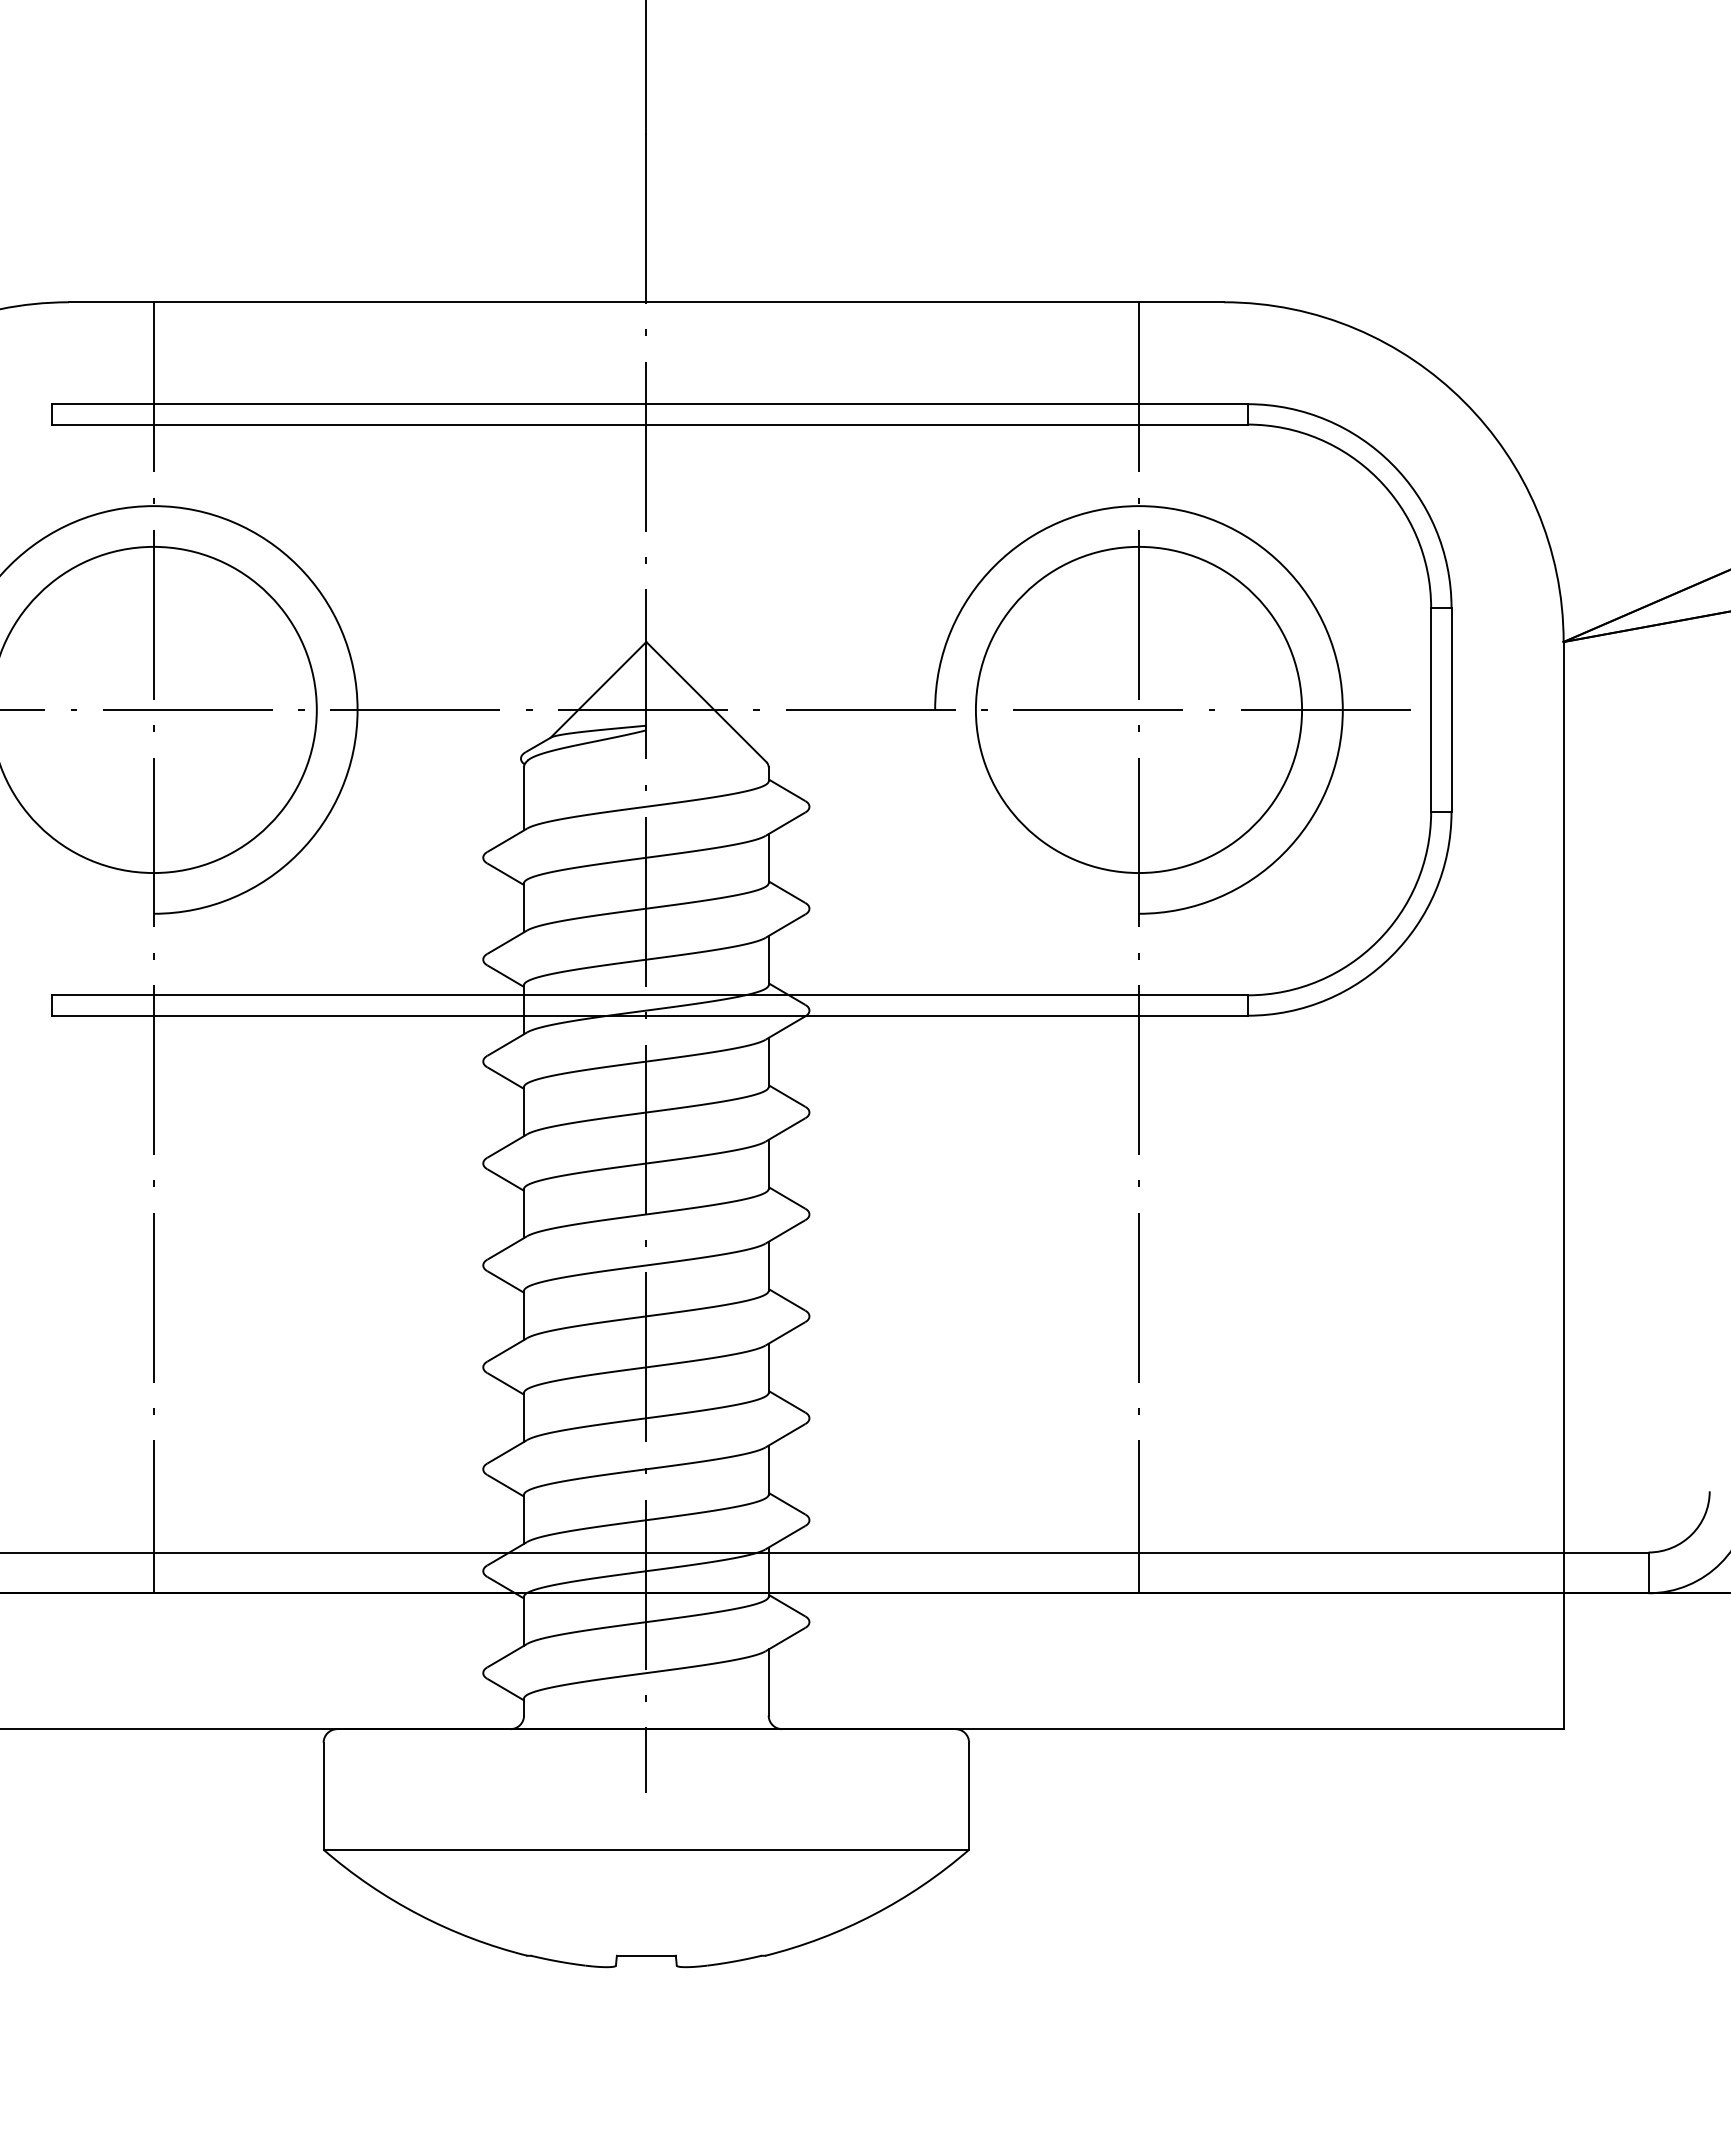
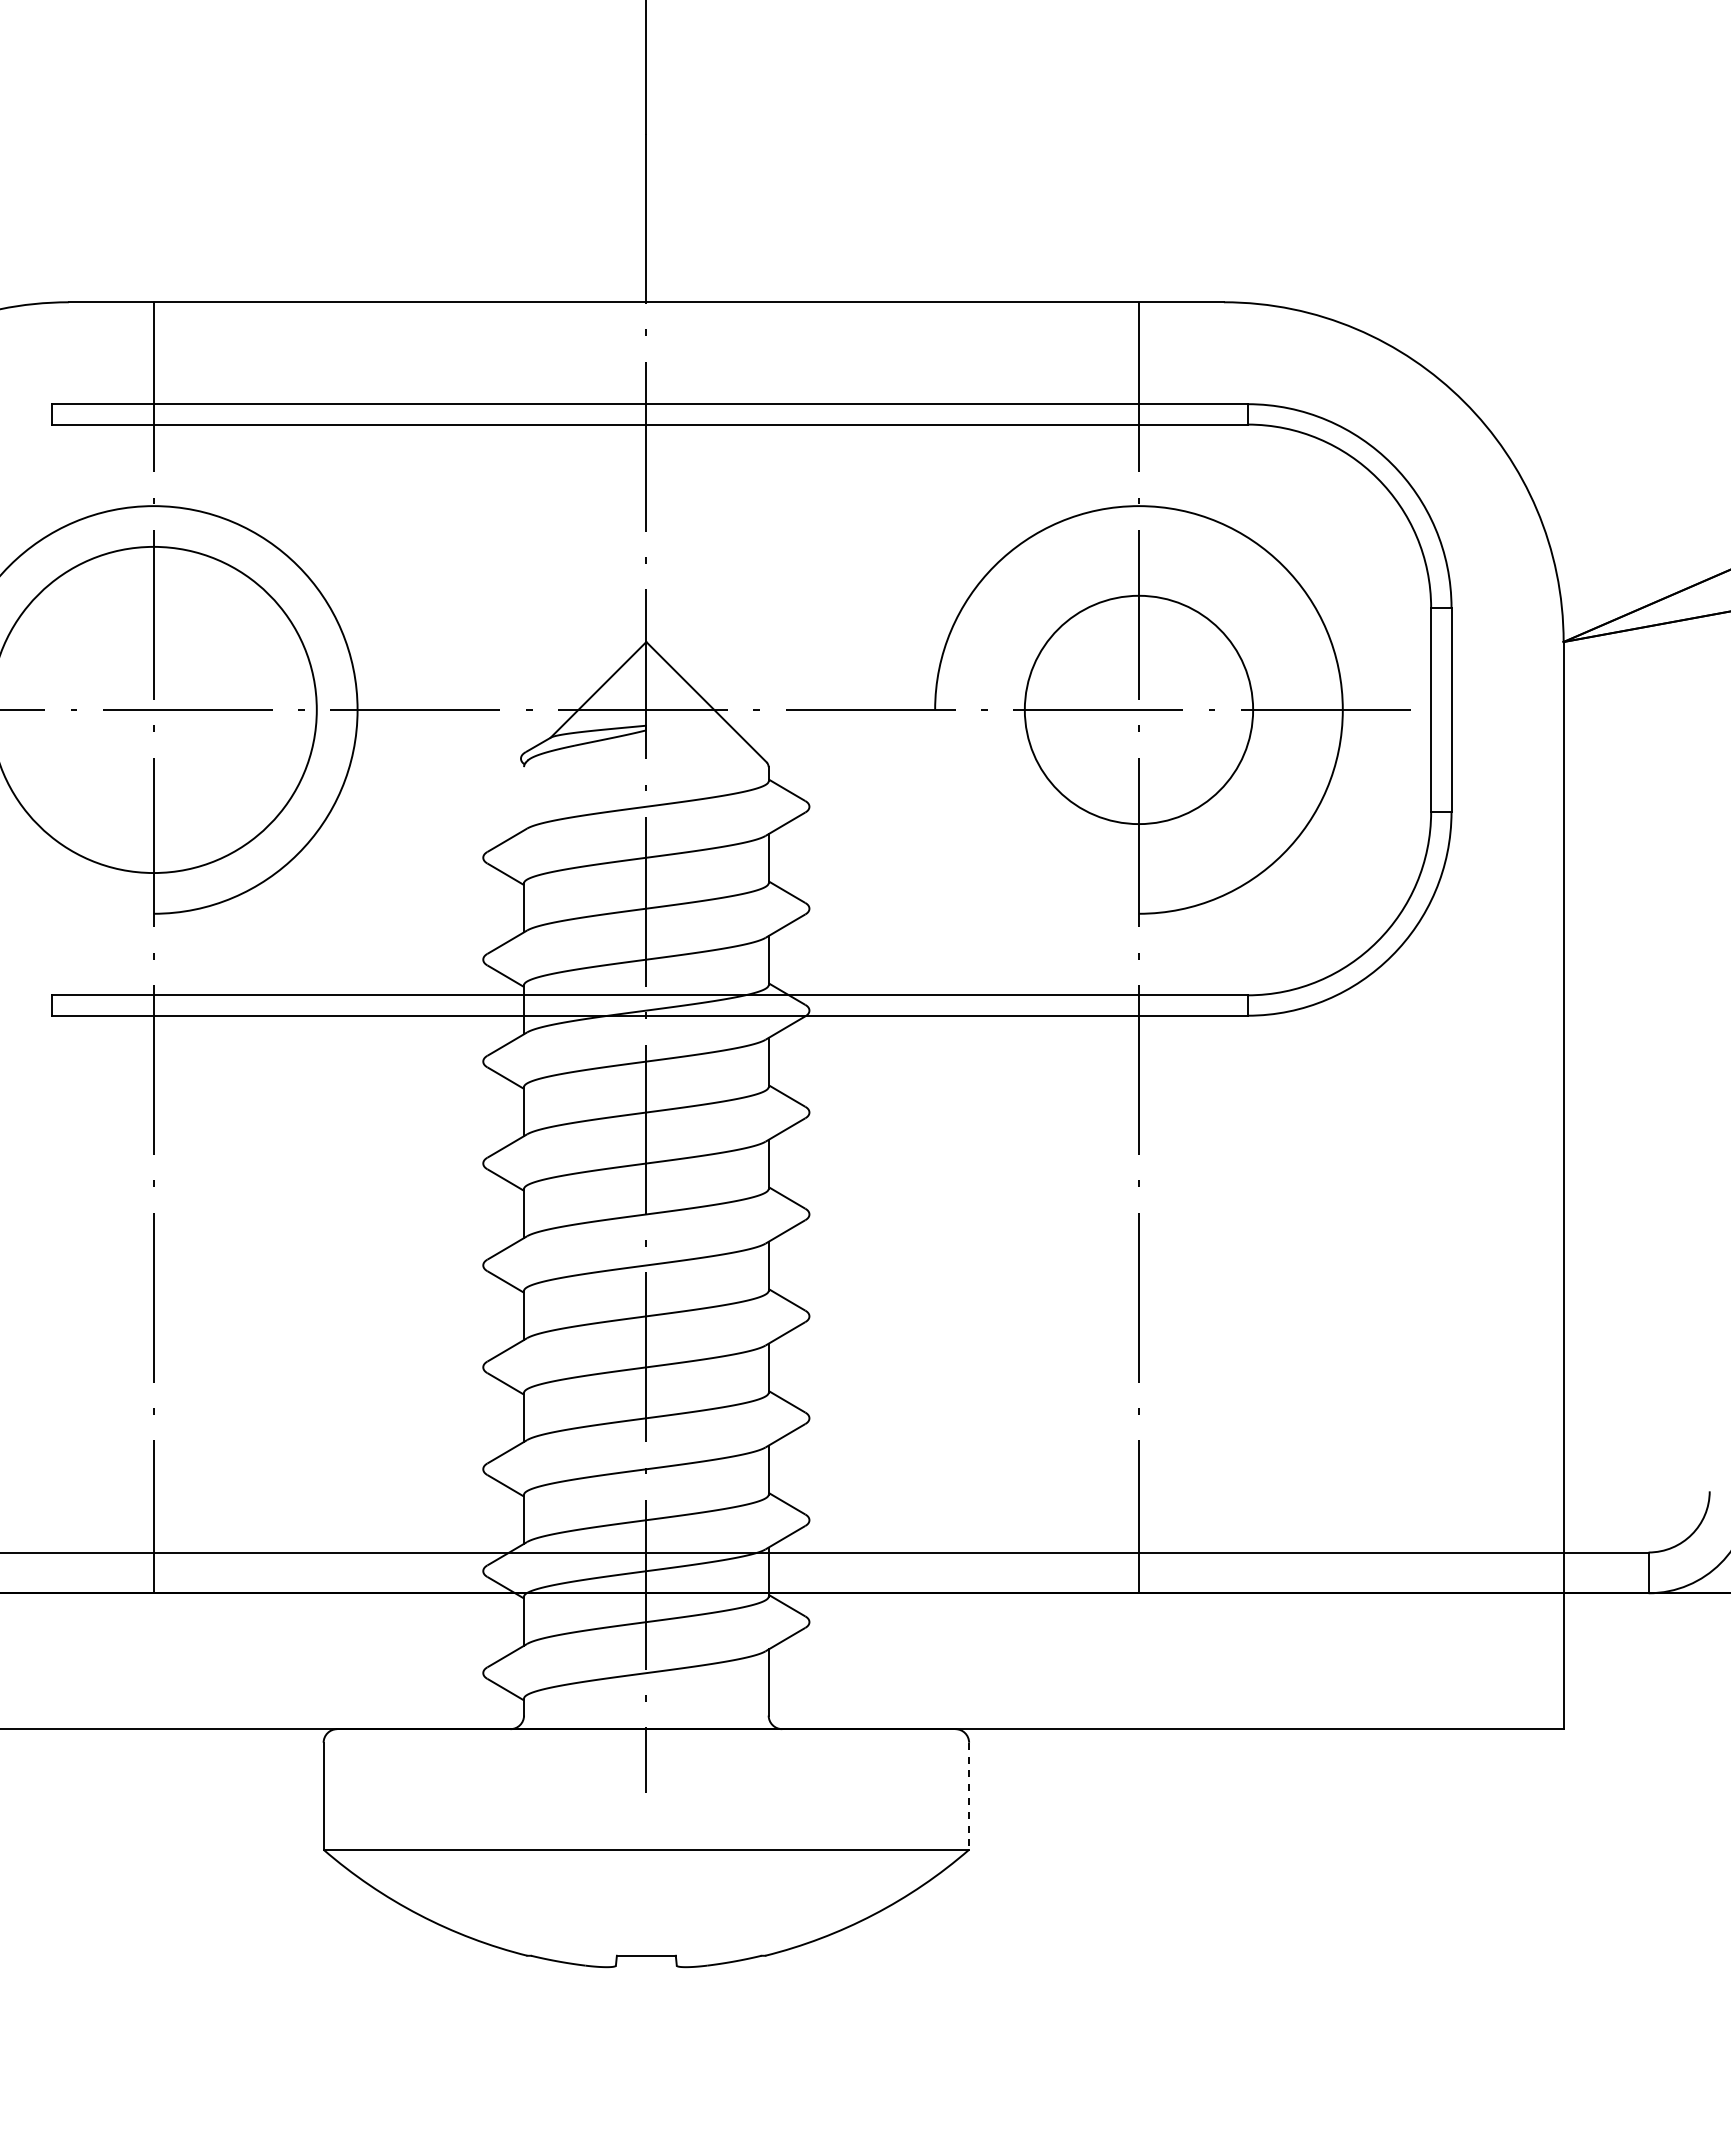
circle diameter: 326 px -> 228 px (1138, 709)
line: present -> none (524, 798)
line: solid -> dashed (969, 1796)
